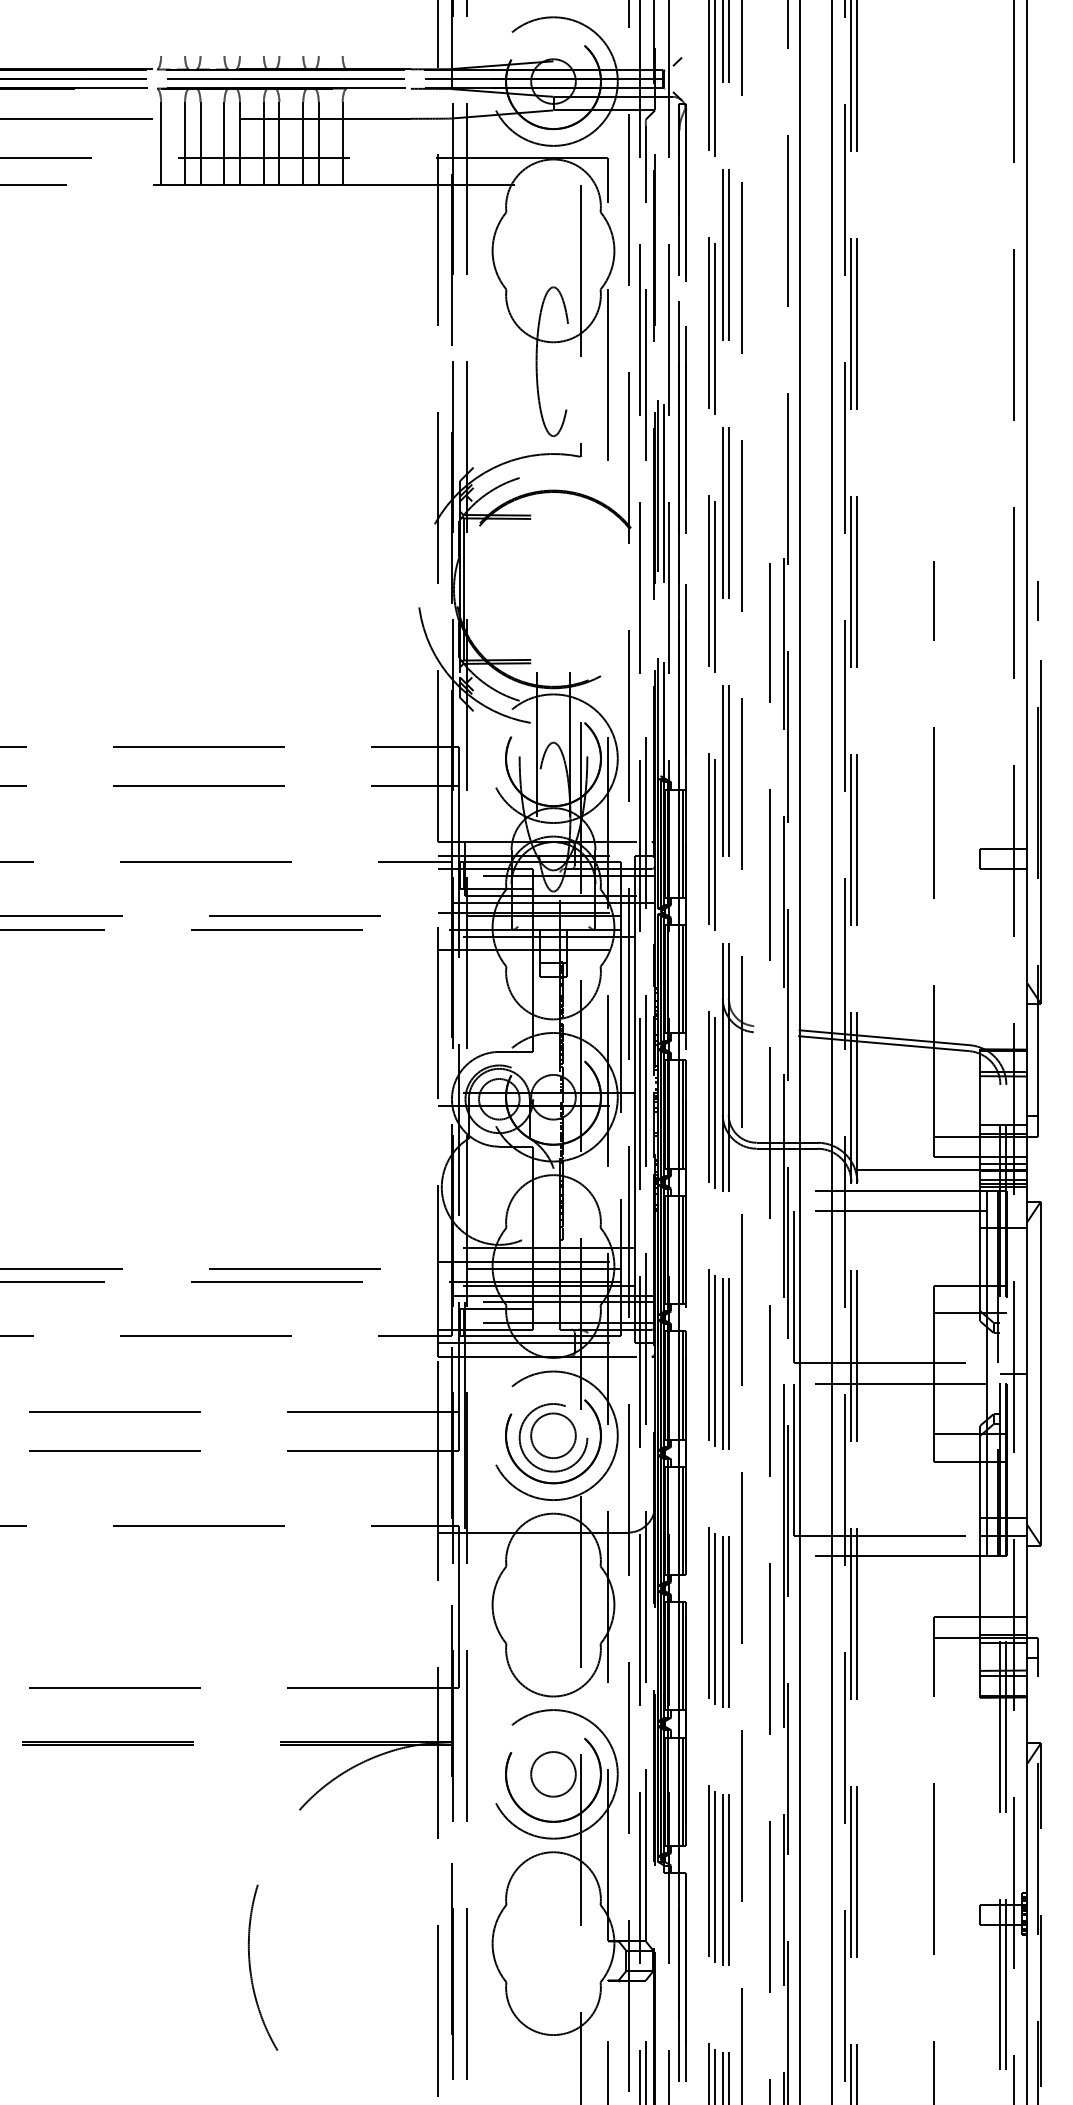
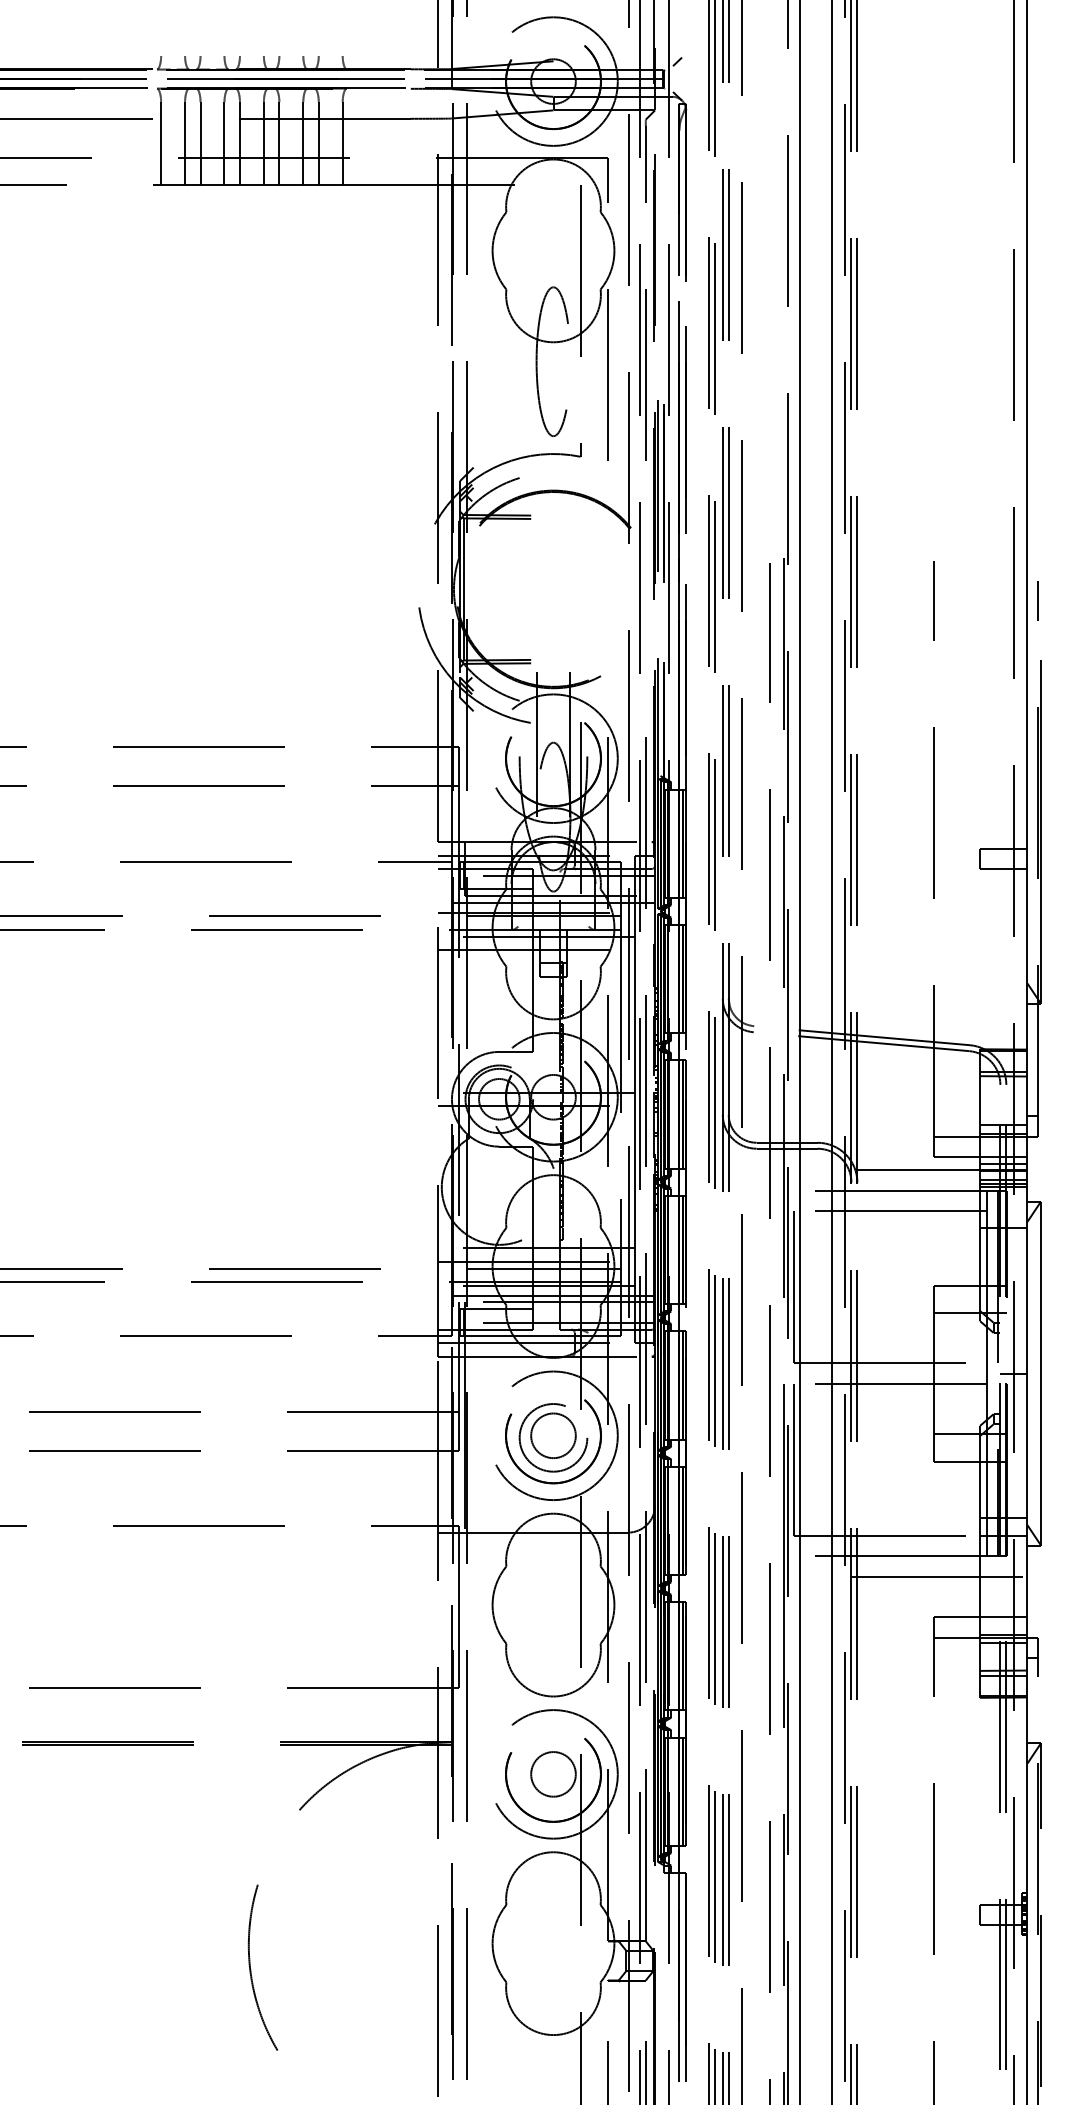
line: none -> present (939, 1576)
